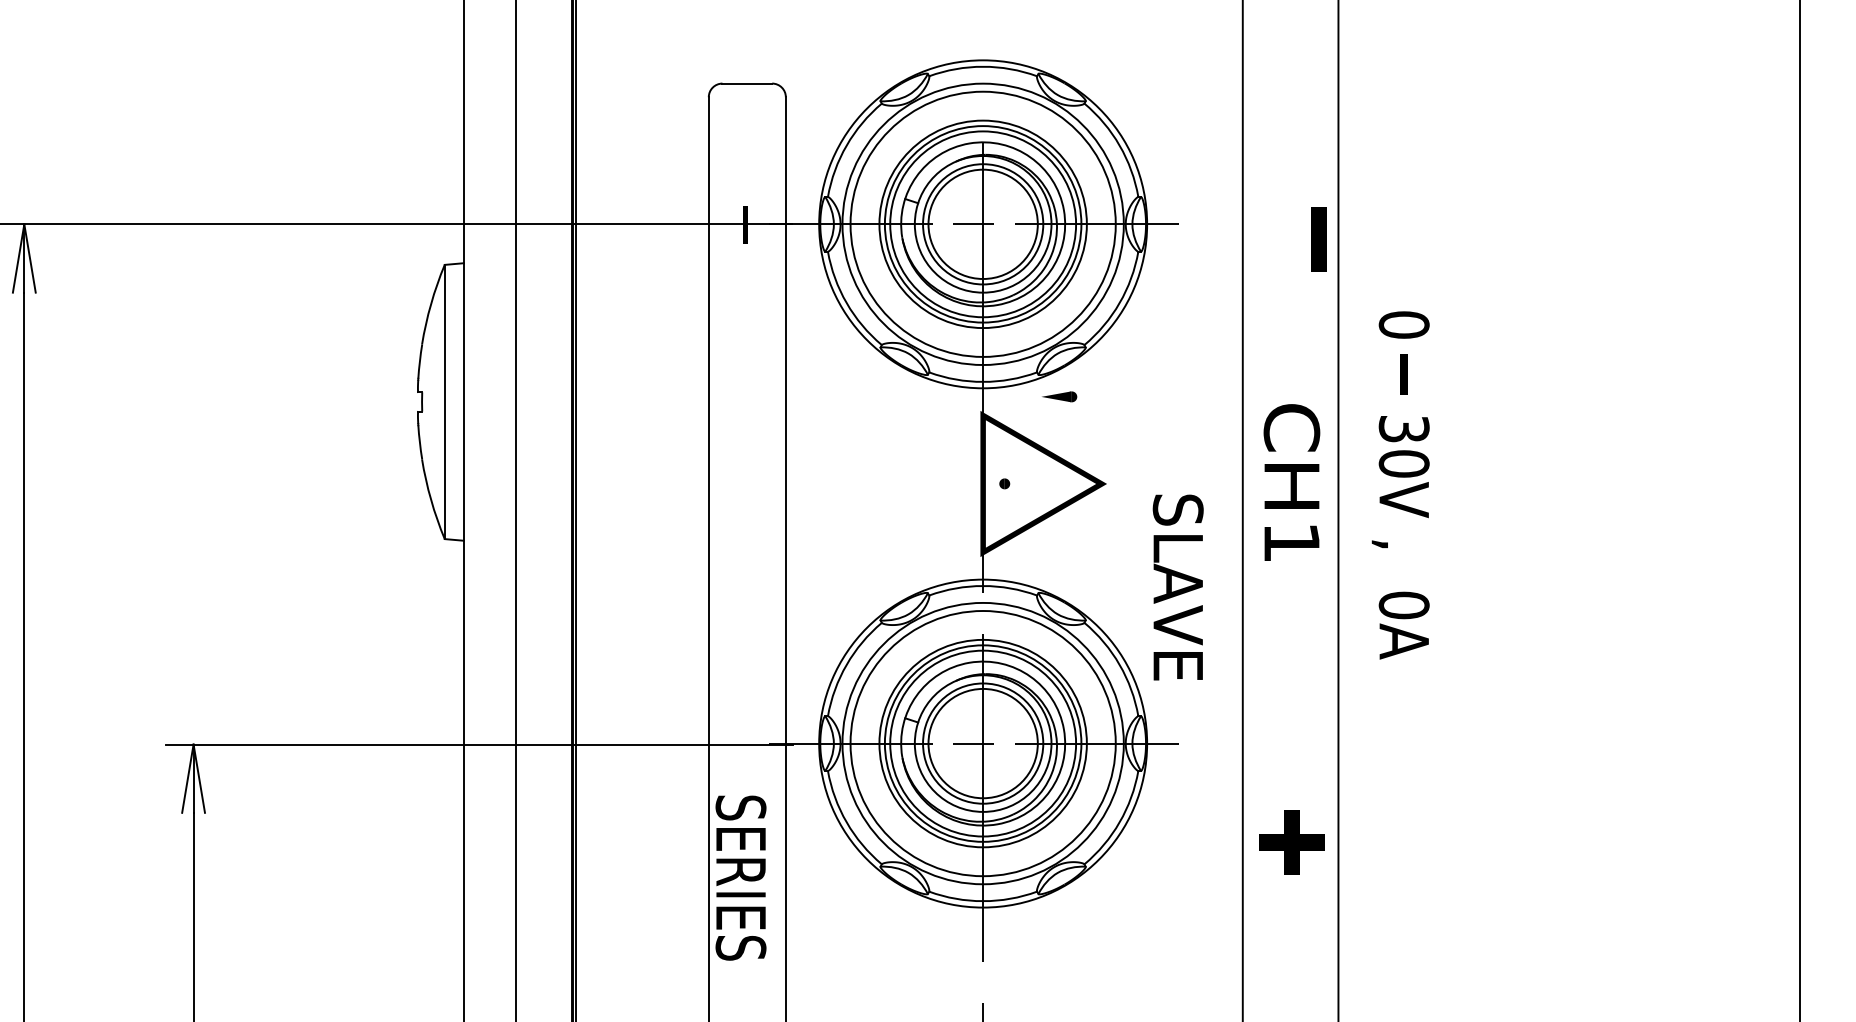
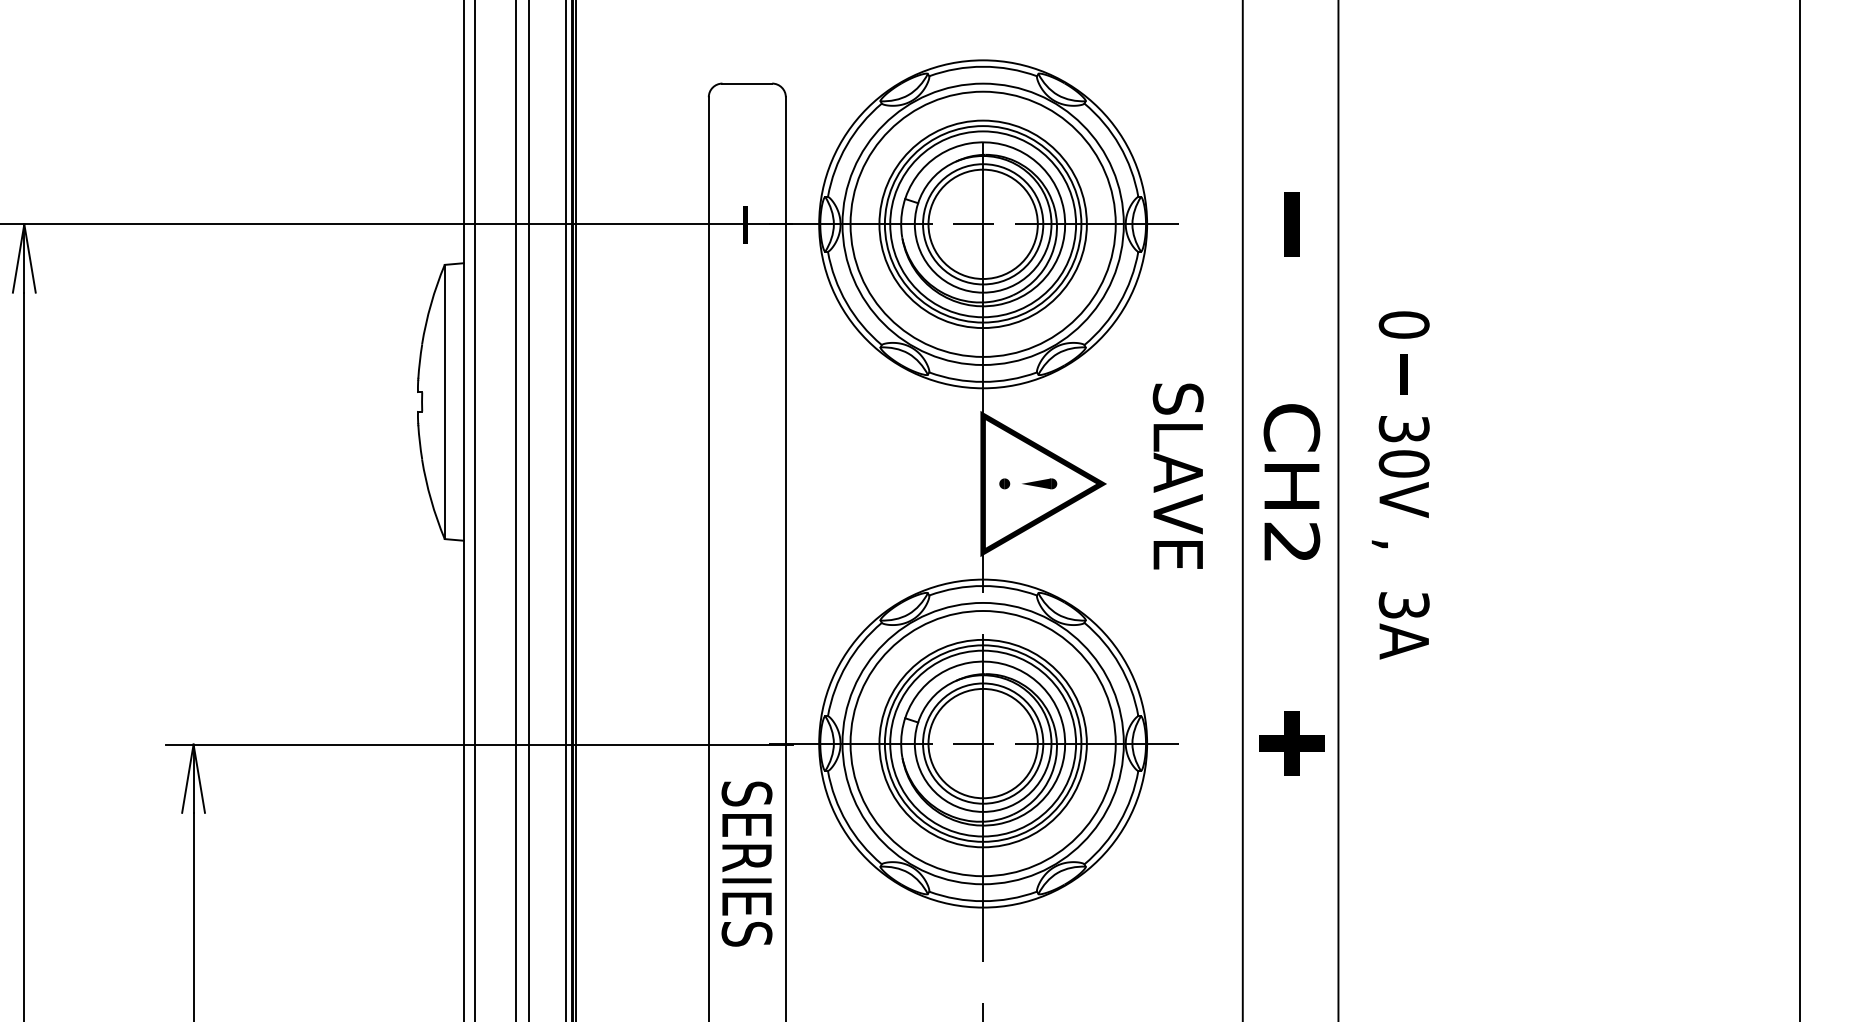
line position: (1318, 239) -> (1291, 224) (1291, 224)
part position: (1059, 396) -> (1039, 483) (1039, 483)
line: none -> present (475, 510)
line: none -> present (529, 510)
line: none -> present (566, 510)
text: CH1 -> CH2 (1292, 541)
text position: (1177, 587) -> (1177, 476) (1177, 476)
text: 0A -> 3A (1403, 605)
part position: (1291, 842) -> (1291, 743) (1291, 743)
text position: (740, 877) -> (746, 863) (746, 863)
